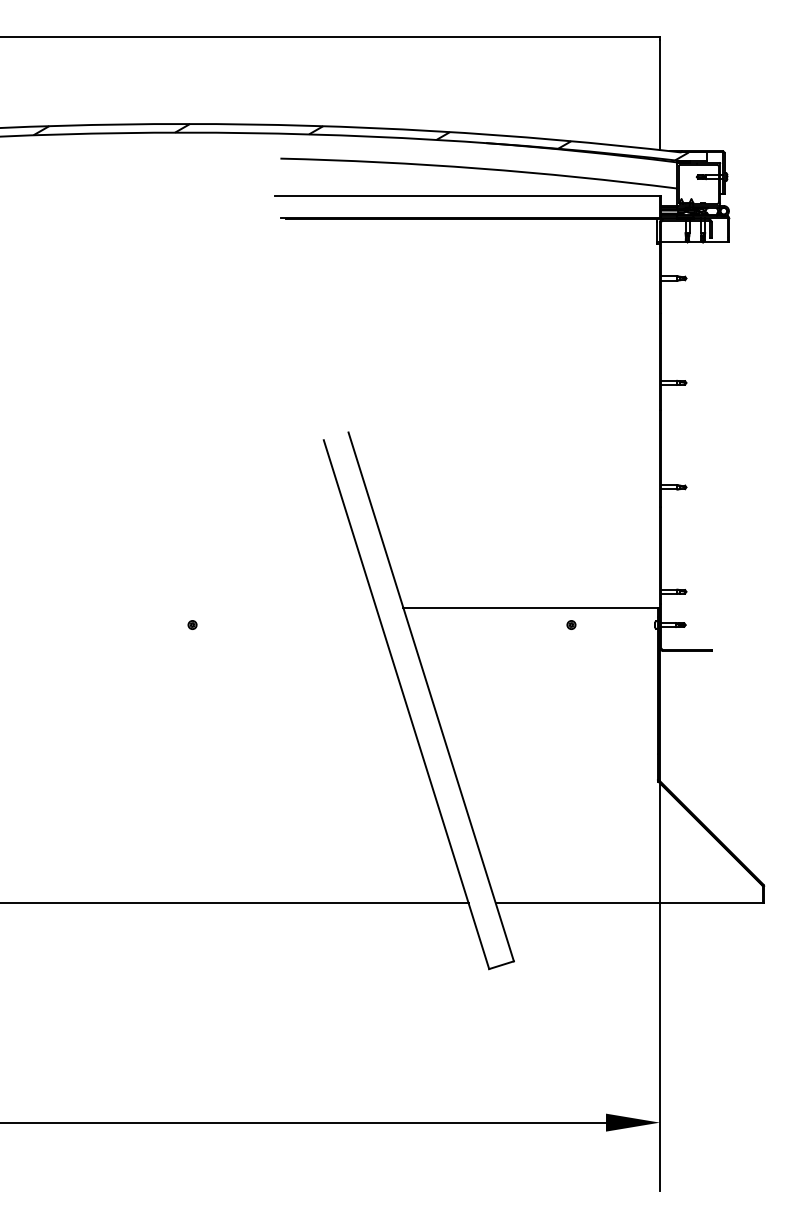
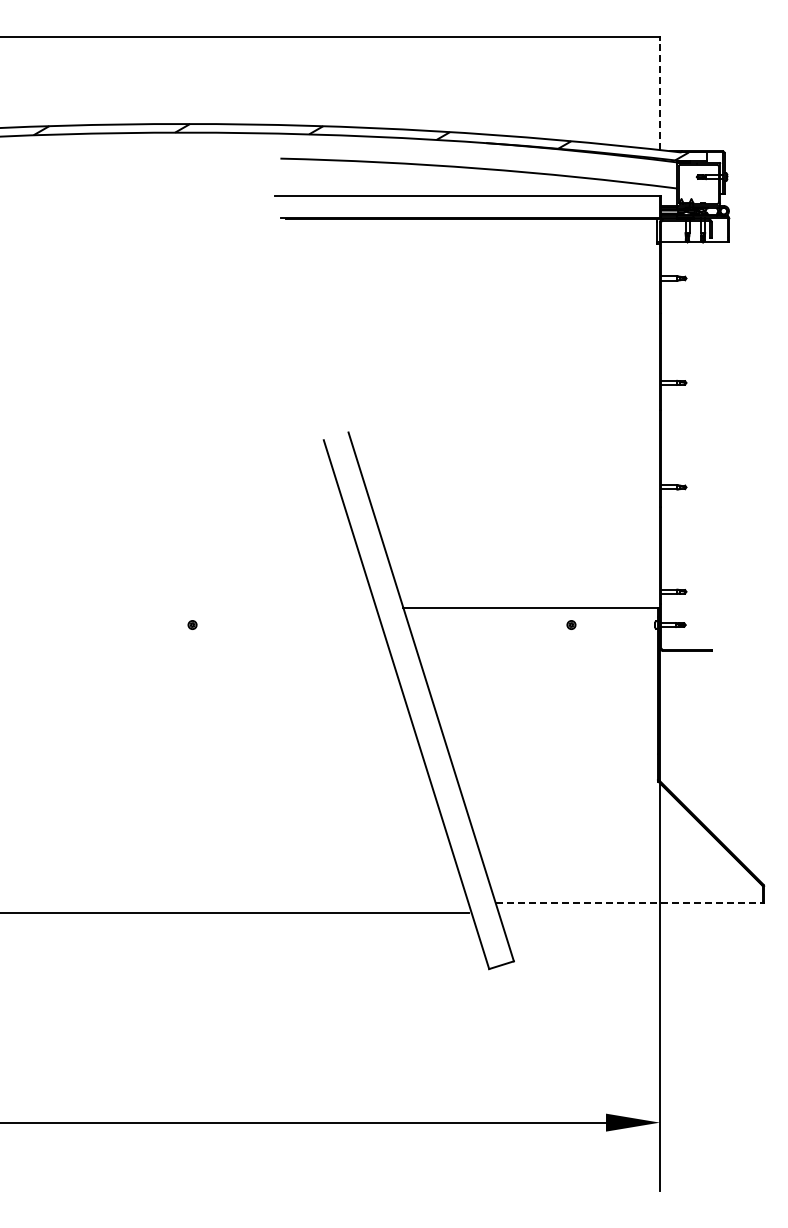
line: solid -> dashed (659, 94)
line position: (235, 903) -> (235, 913) (235, 913)
line: solid -> dashed (629, 903)
